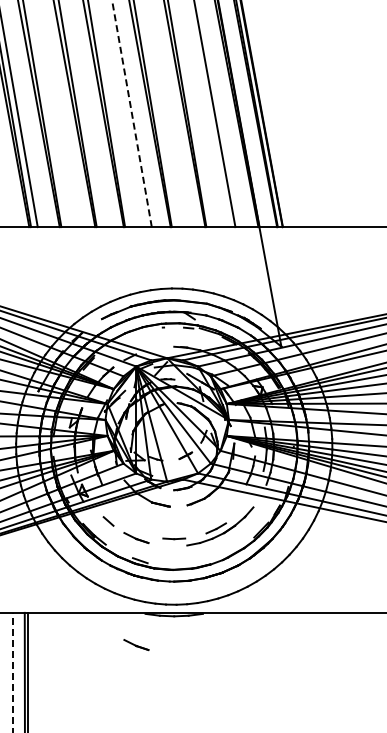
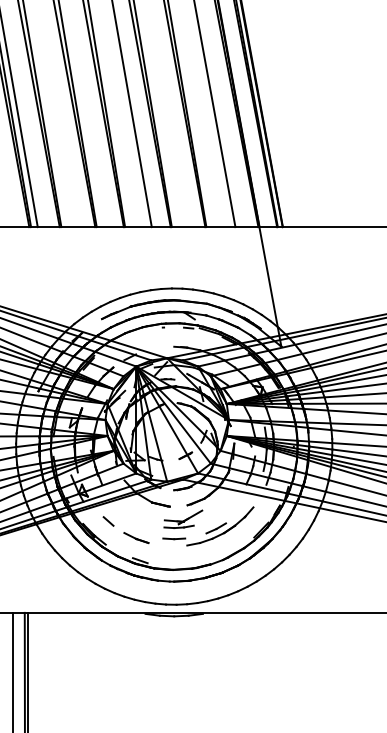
line: dashed -> solid (131, 113)
part: none -> present (183, 518)
line: present -> none (136, 645)
line: dashed -> solid (13, 672)
